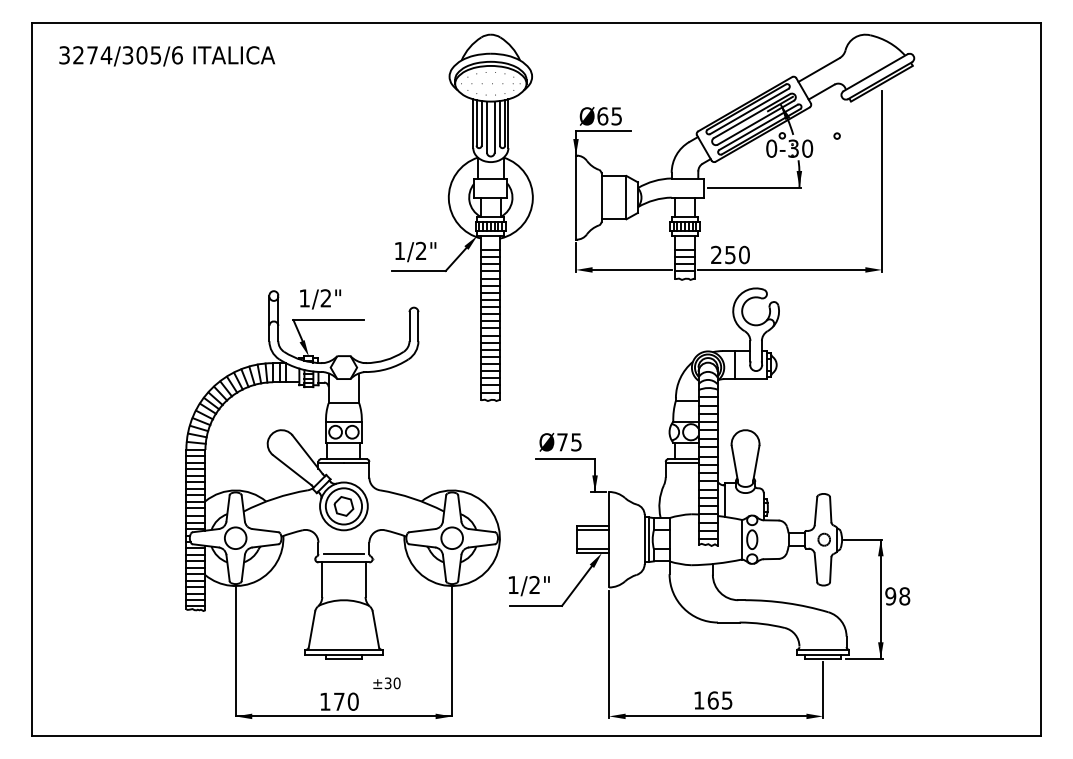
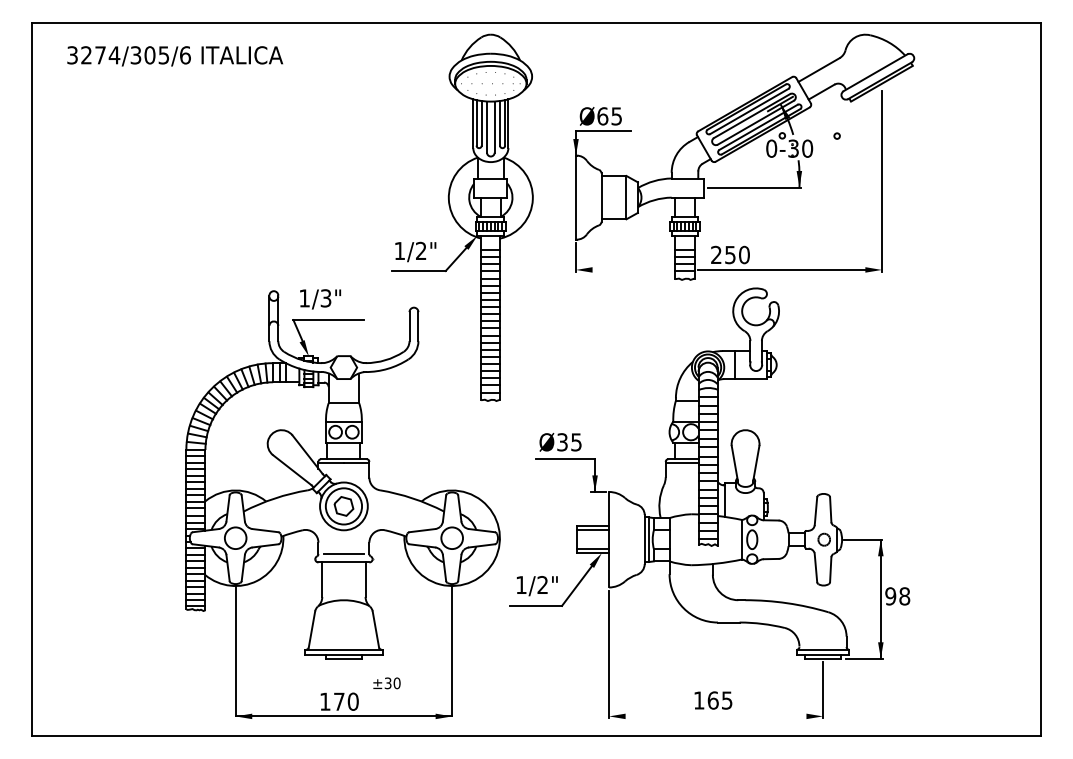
text position: (167, 56) -> (175, 56) (175, 56)
line: present -> none (631, 269)
text: 1/2" -> 1/3" (325, 298)
text: Ø75 -> Ø35 (562, 442)
text position: (529, 586) -> (537, 586) (537, 586)
line: present -> none (715, 716)
